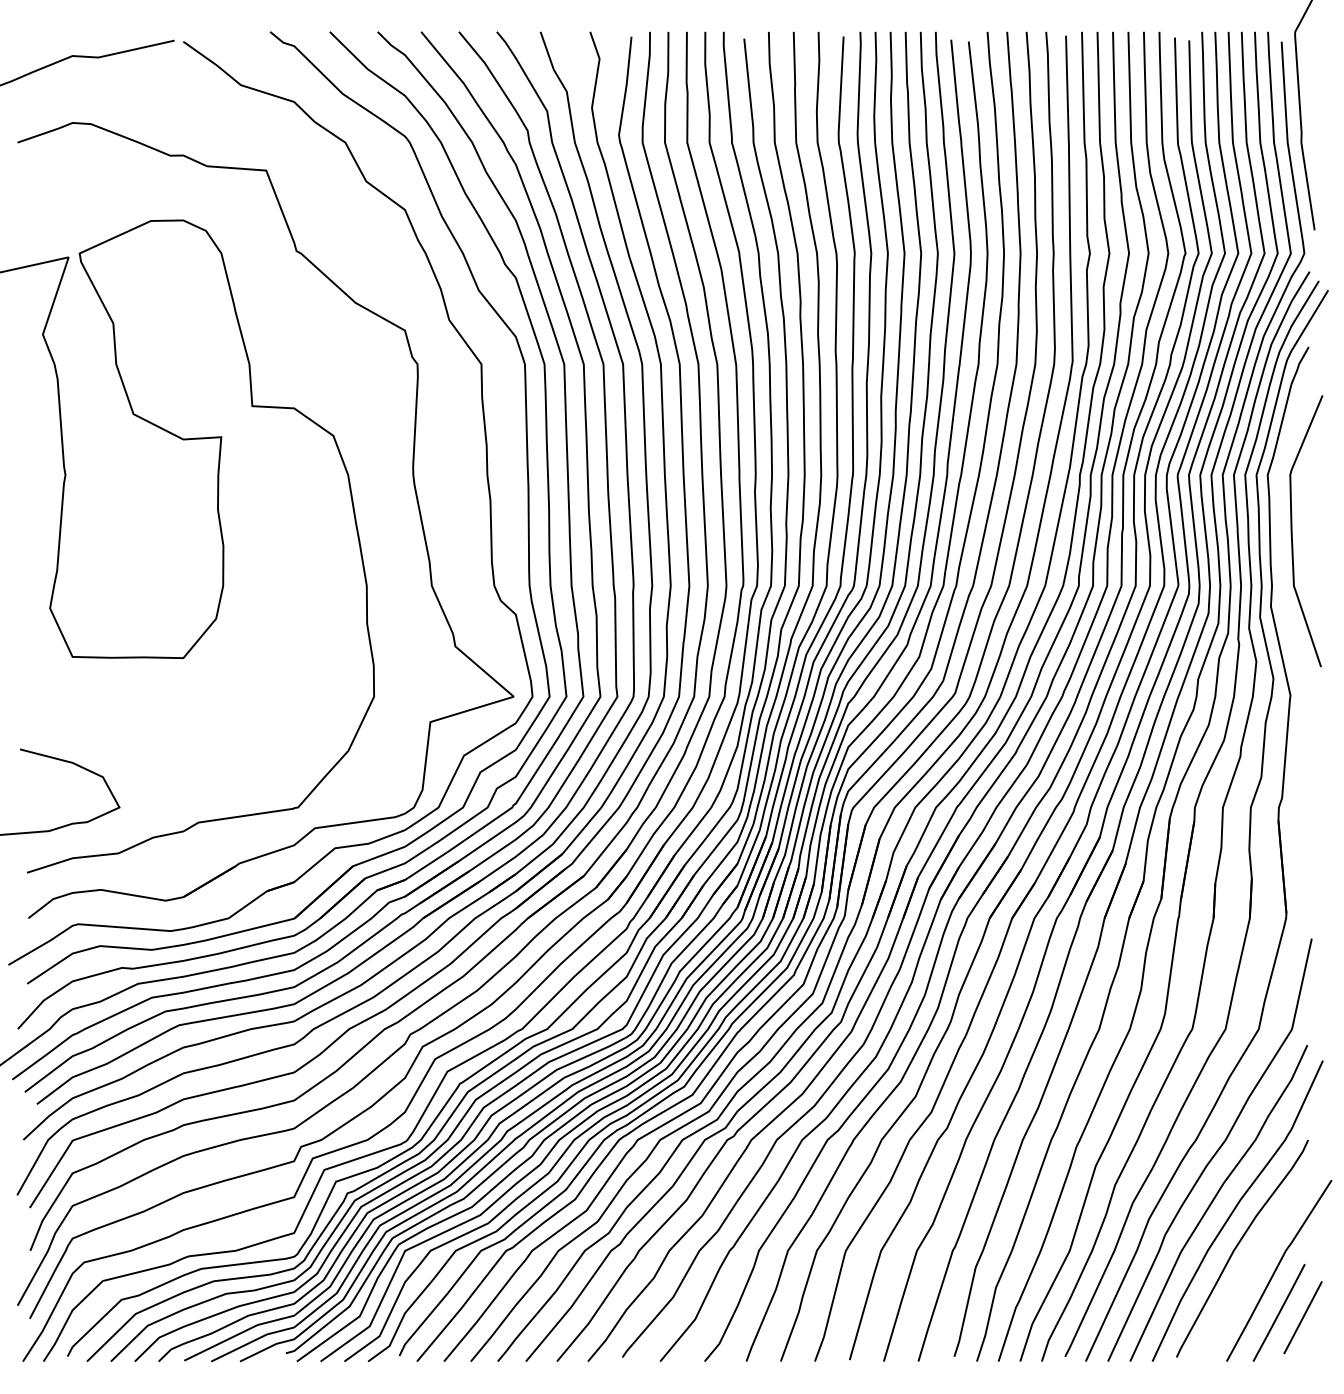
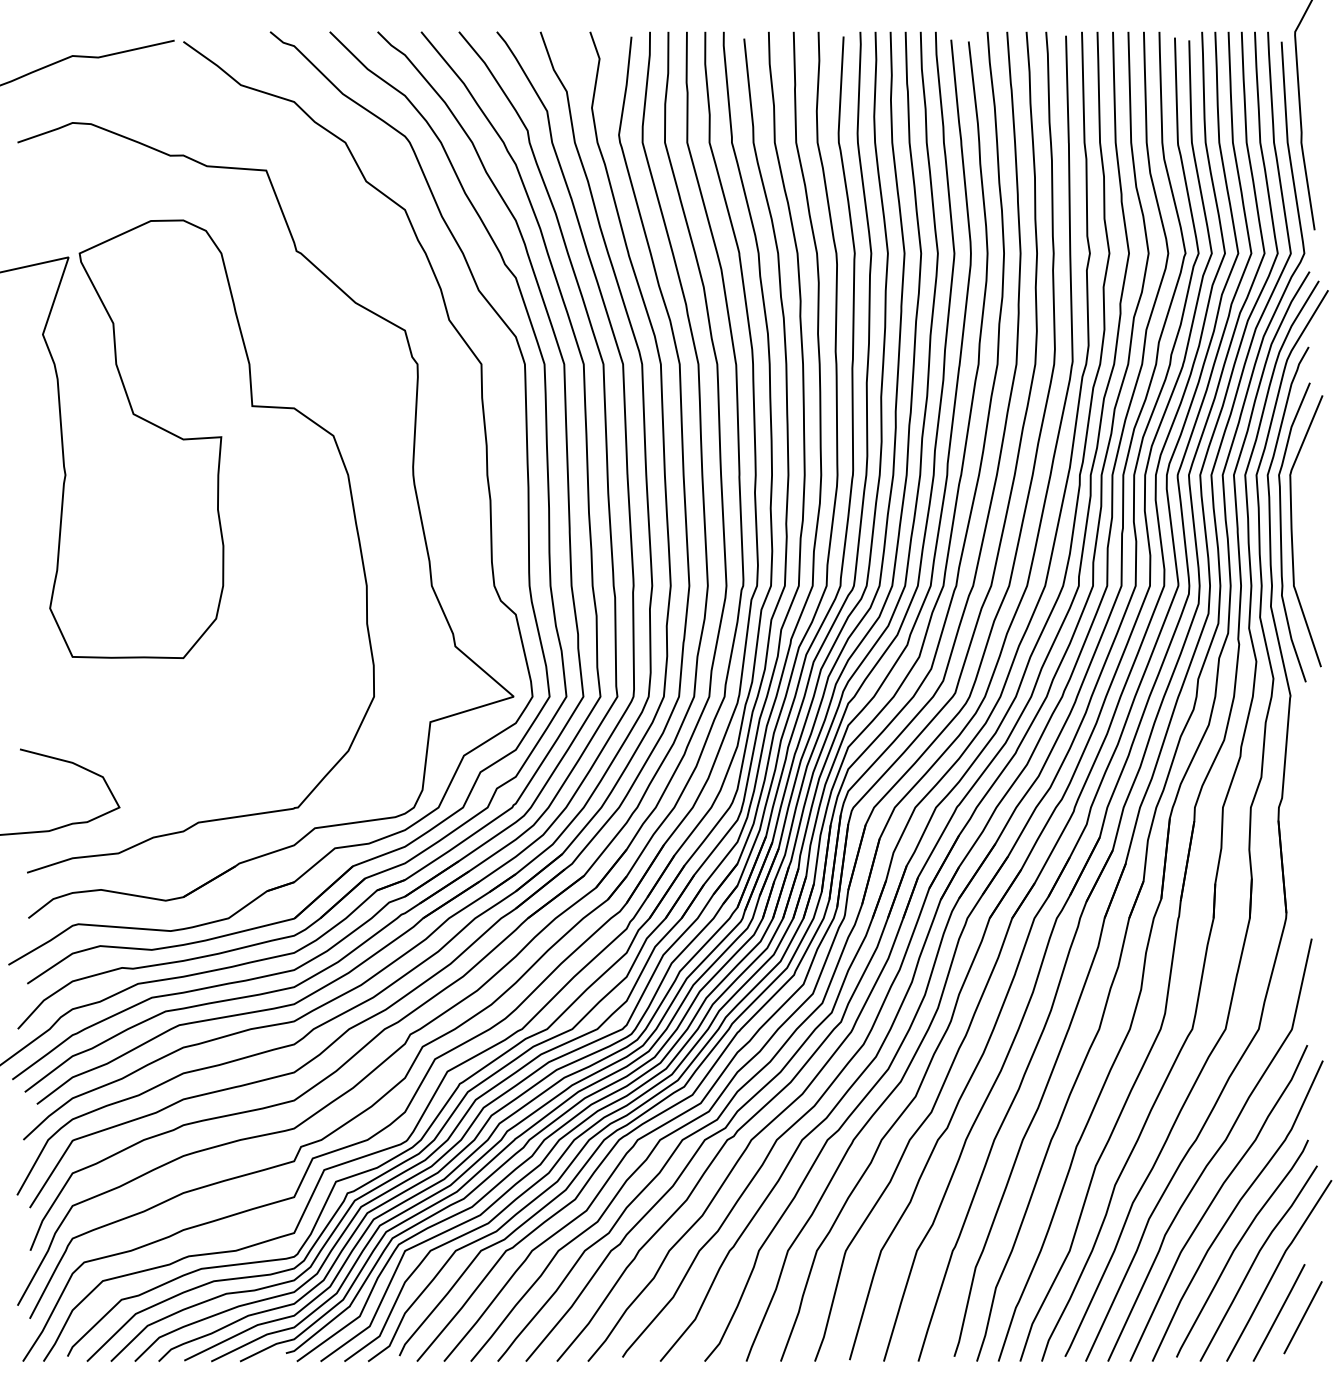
curve: none -> present (1281, 532)
curve: none -> present (1255, 1261)
